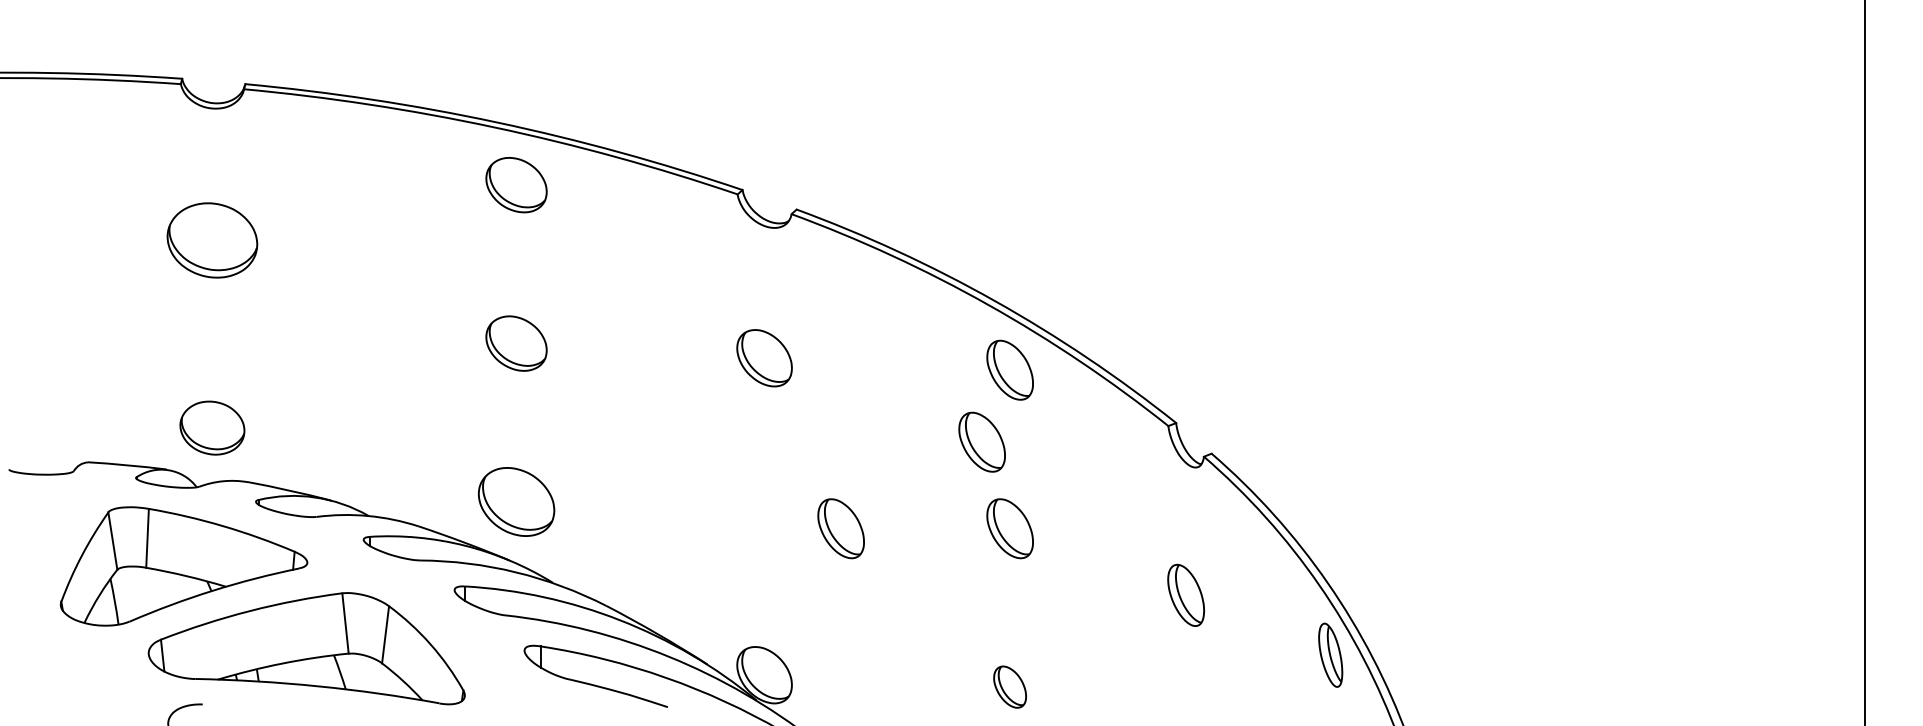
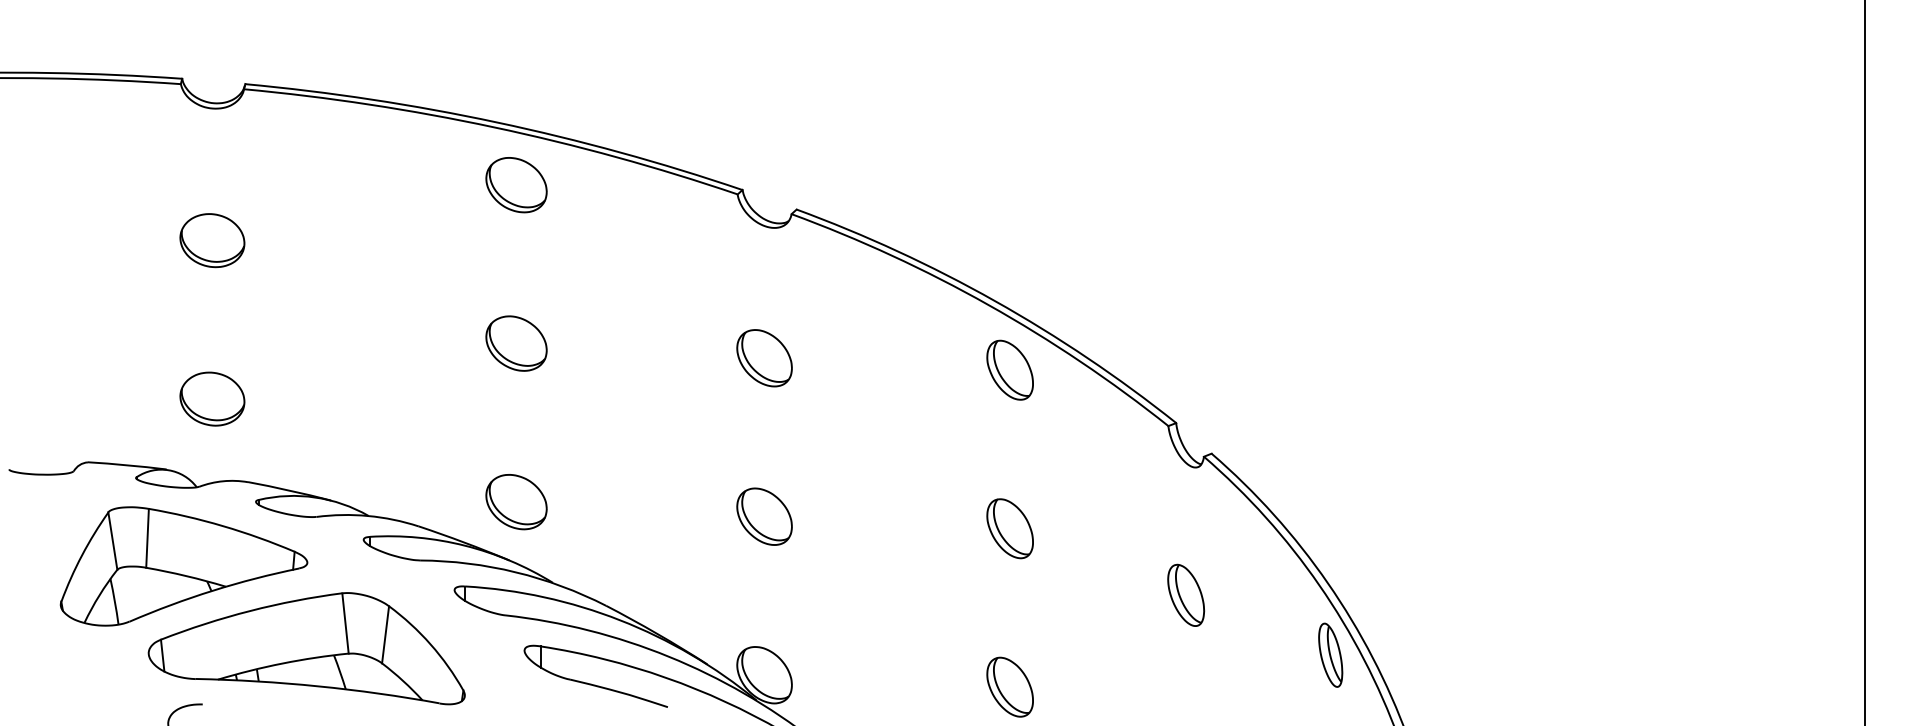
part size: 93x77 px -> 67x56 px (212, 240)
part position: (212, 427) -> (212, 398) (212, 398)
part: present -> none (981, 441)
part size: 79x70 px -> 63x57 px (516, 502)
part: none -> present (764, 516)
part: present -> none (840, 528)
part size: 34x44 px -> 48x62 px (1009, 686)
